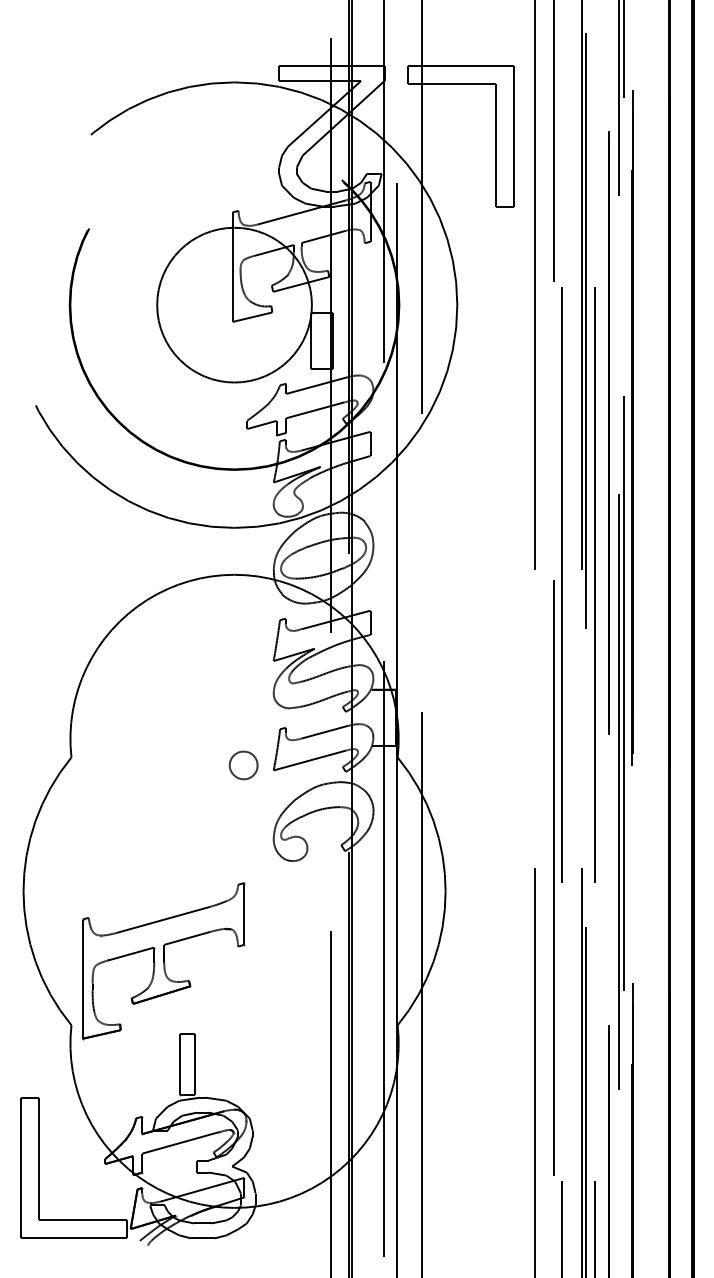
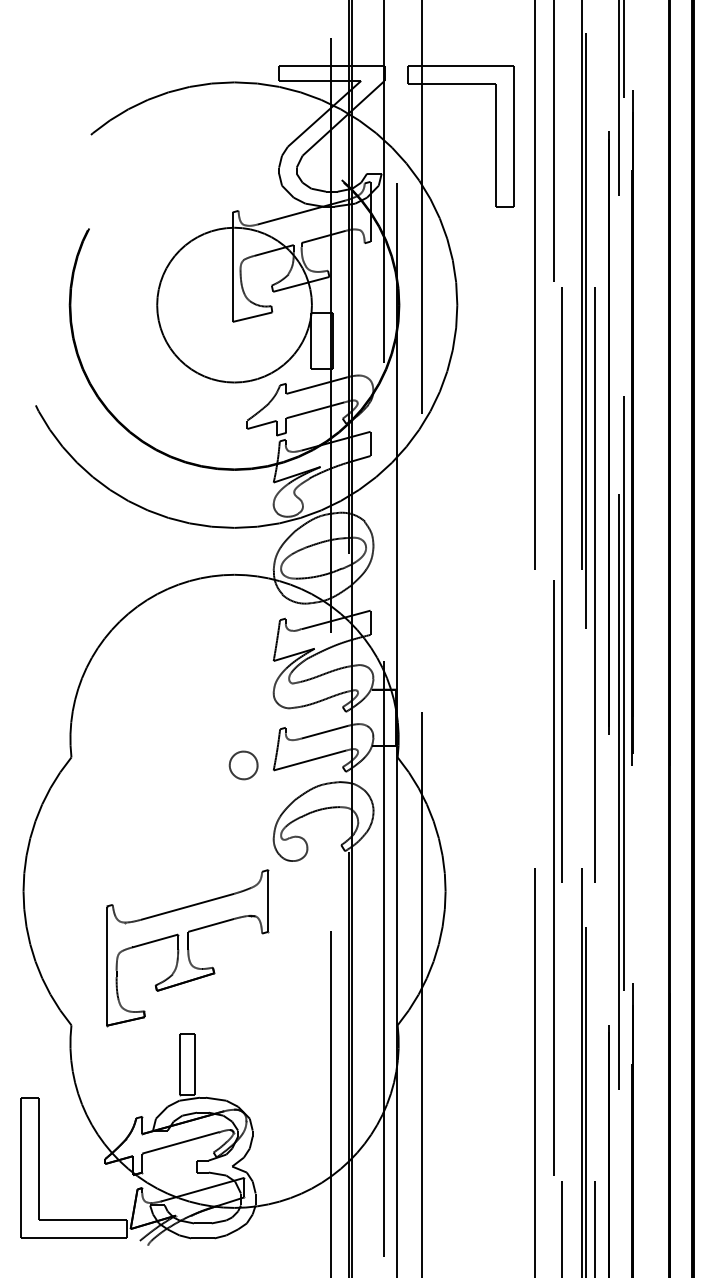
part position: (163, 961) -> (187, 948) (187, 948)
